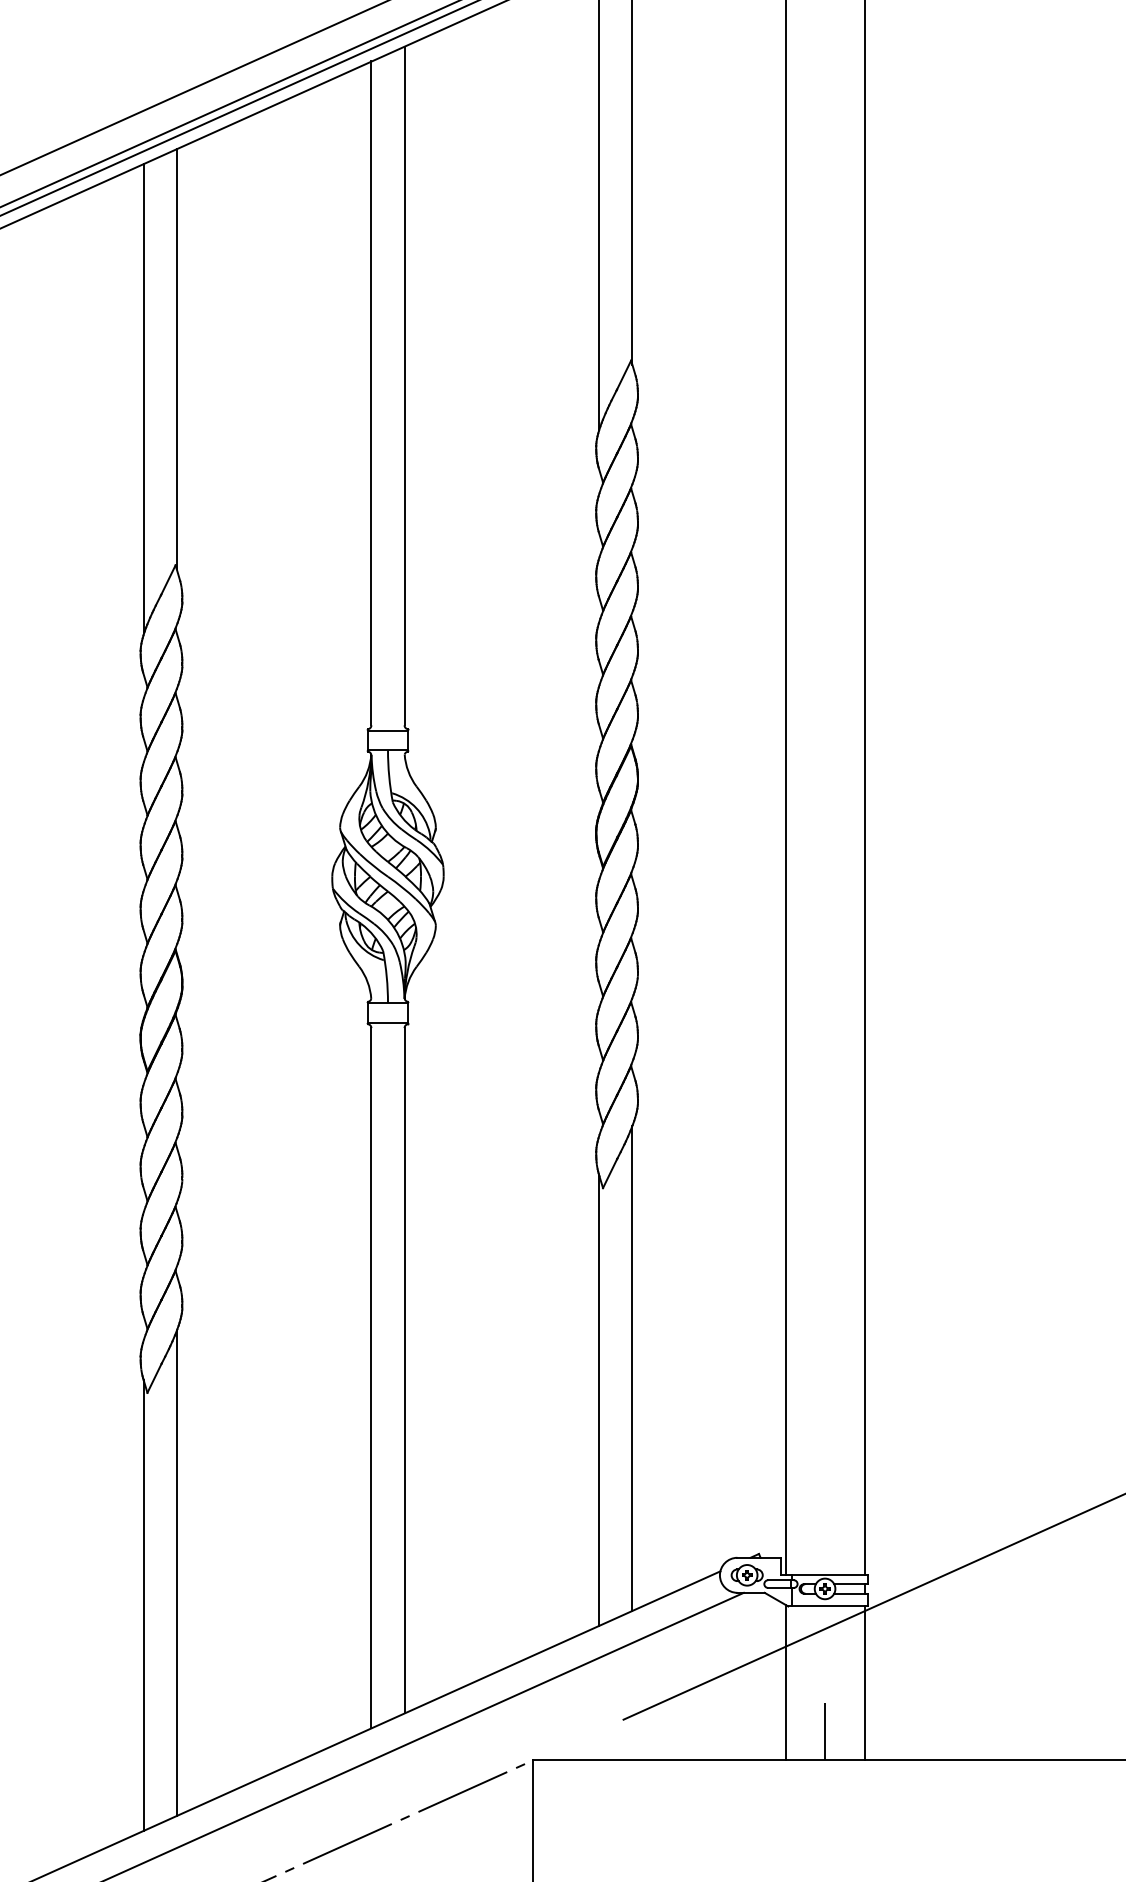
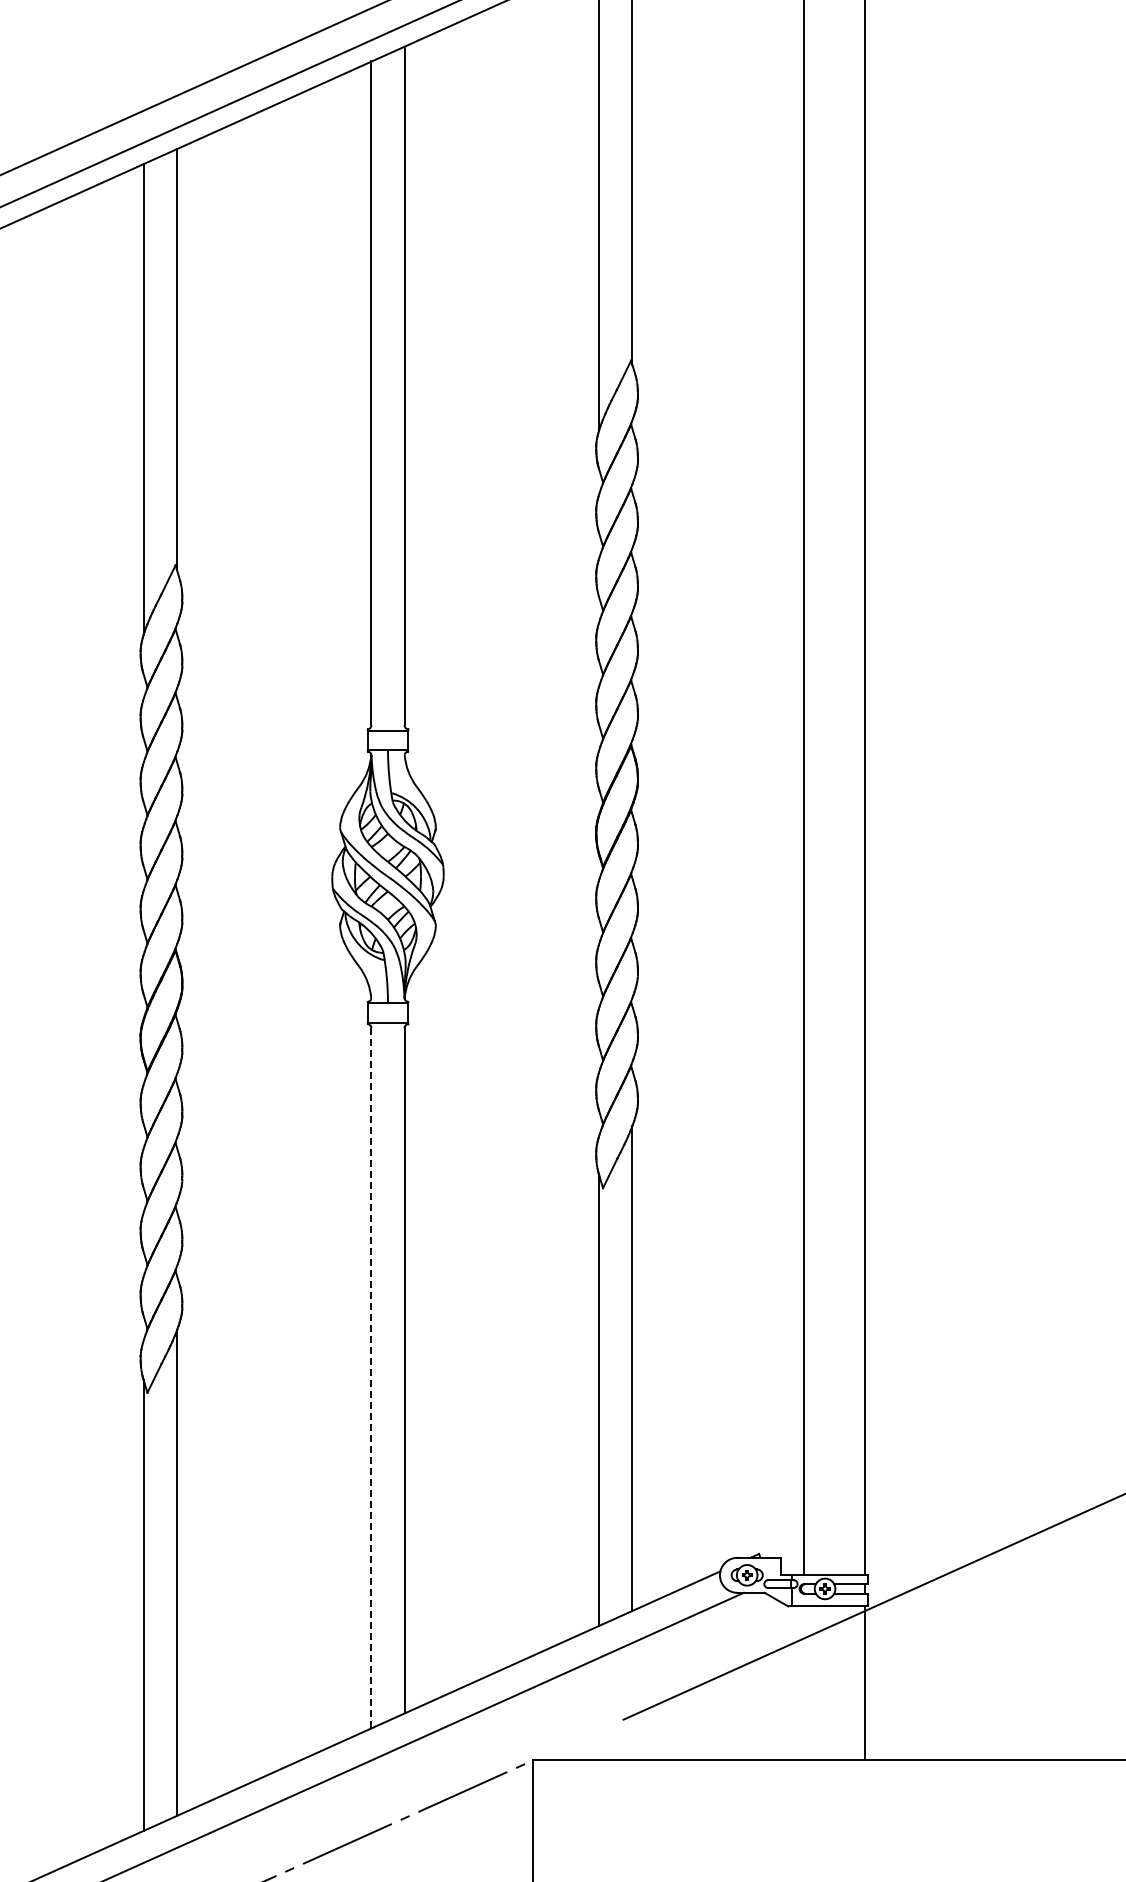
line: present -> none (238, 108)
line position: (785, 788) -> (803, 788) (803, 788)
line: solid -> dashed (371, 1377)
line: present -> none (785, 1682)
line: present -> none (825, 1731)
